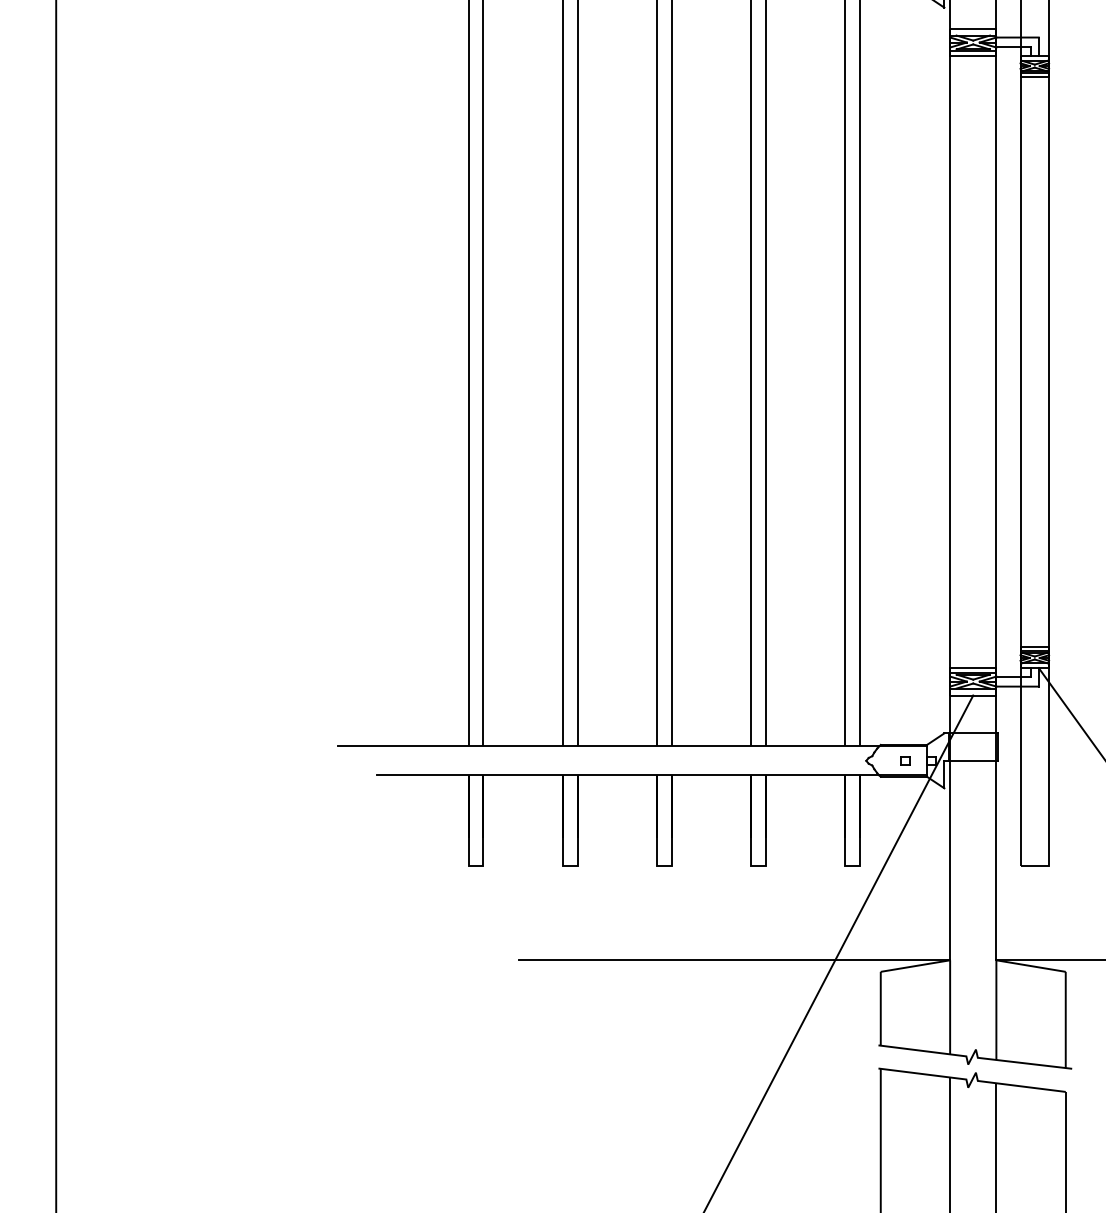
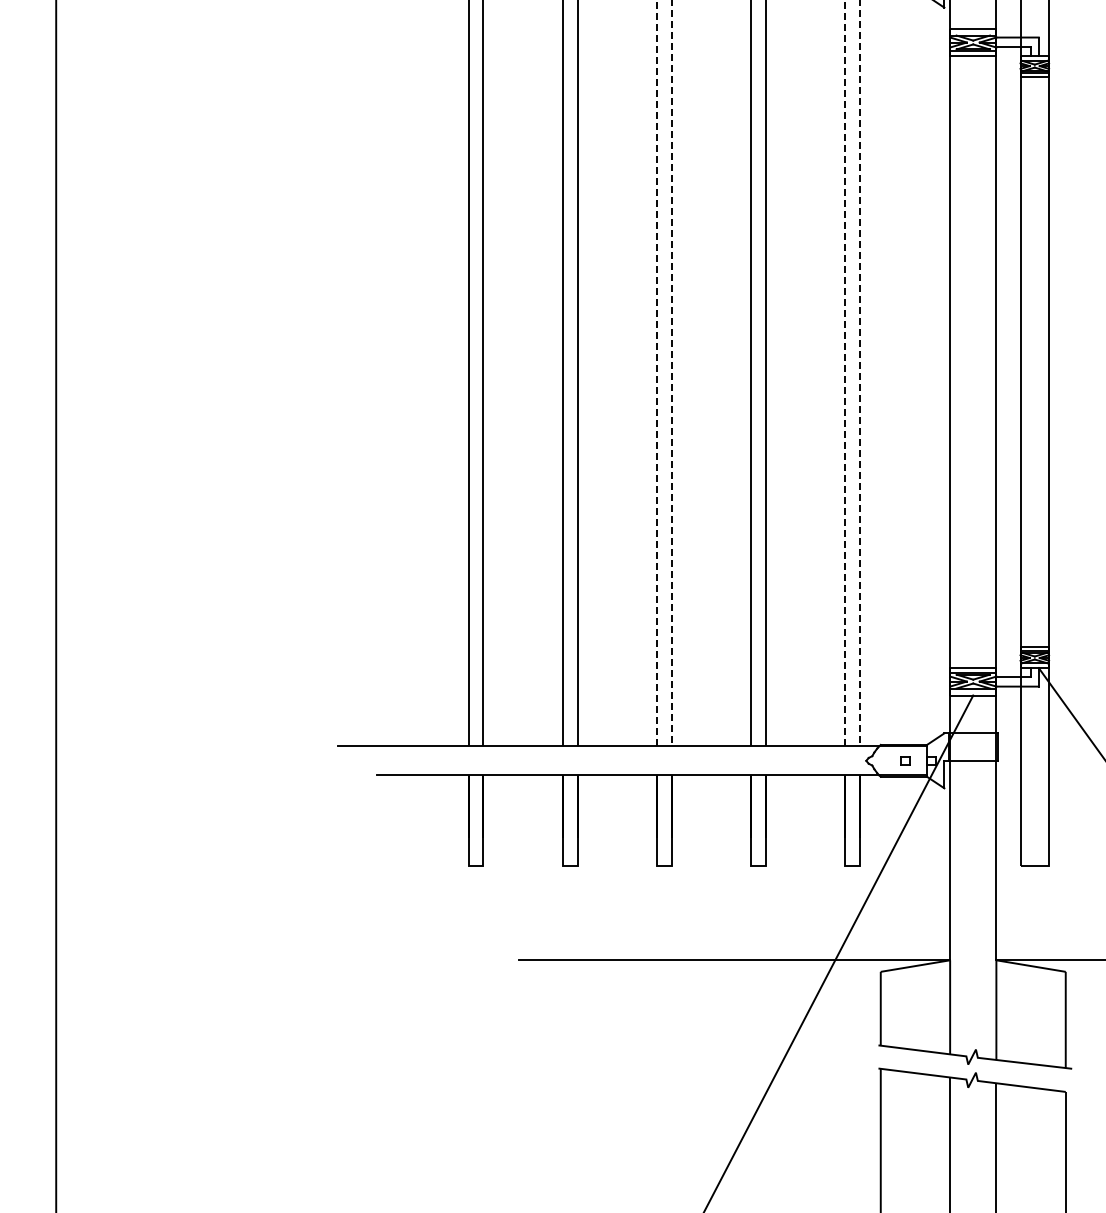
line: solid -> dashed (671, 0)
line: solid -> dashed (859, 0)
